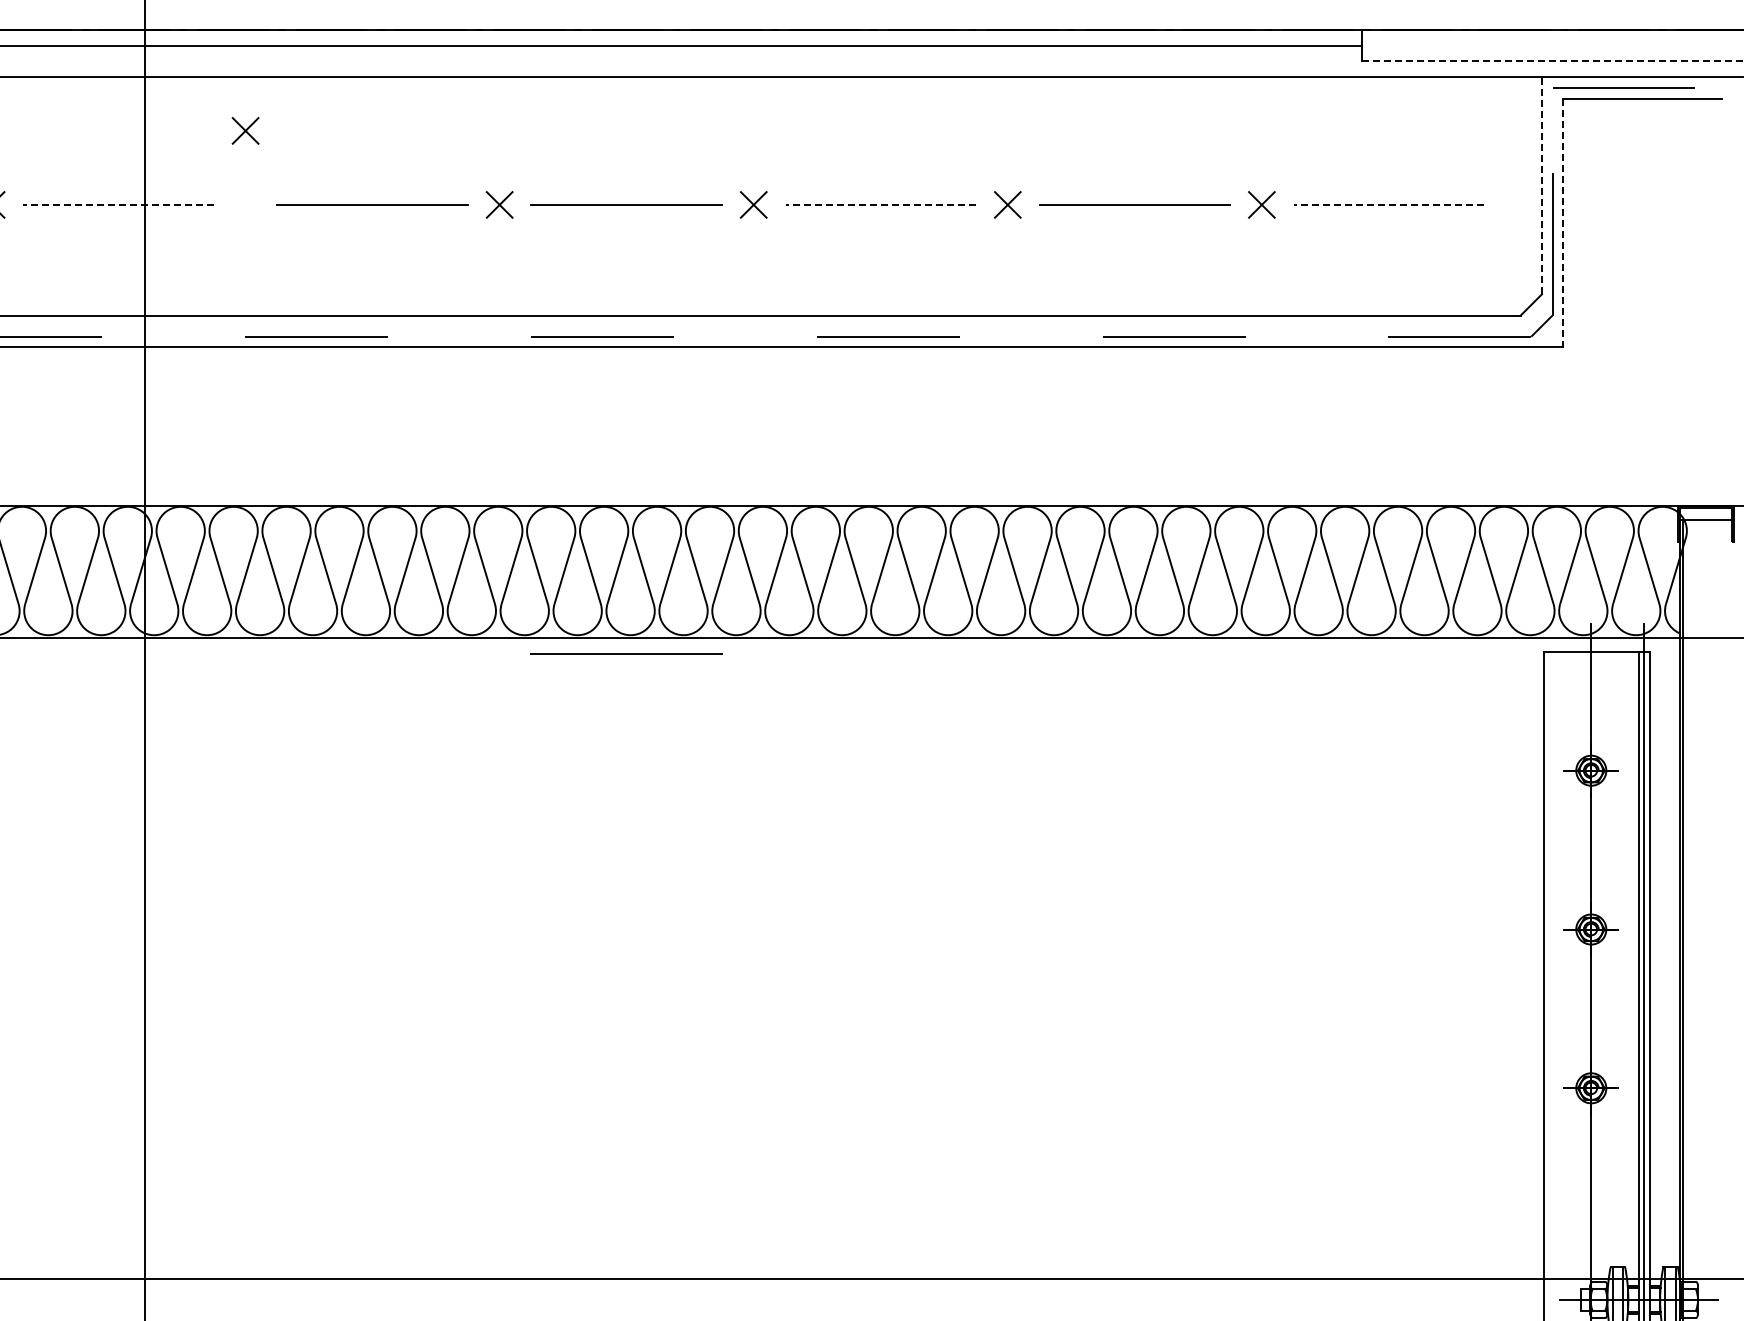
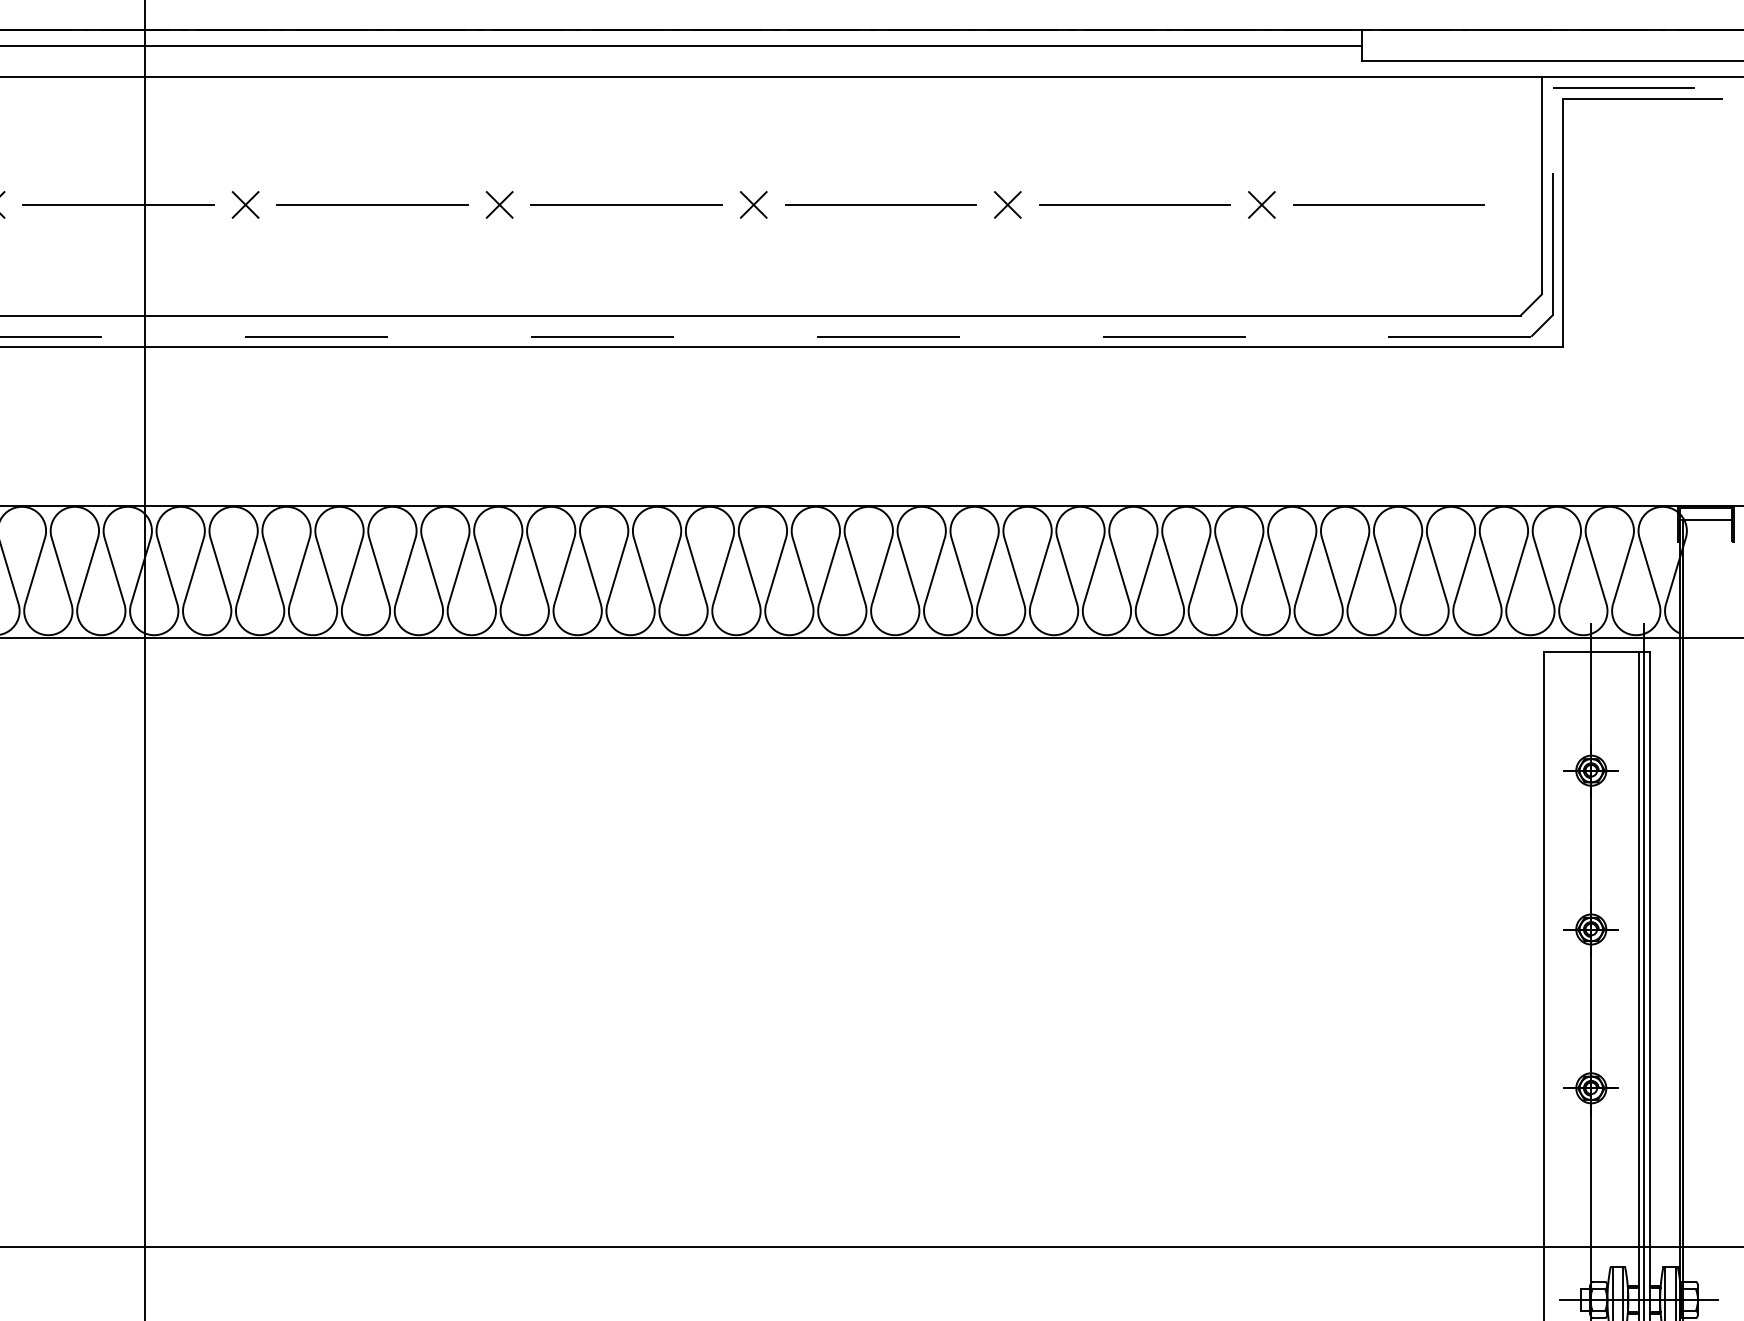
line: dashed -> solid (1552, 61)
part position: (245, 130) -> (245, 204) (245, 204)
line: dashed -> solid (1541, 185)
line: dashed -> solid (118, 204)
line: dashed -> solid (880, 204)
line: dashed -> solid (1388, 204)
line: dashed -> solid (1563, 223)
line: present -> none (626, 653)
line position: (871, 1279) -> (871, 1247) (871, 1247)
